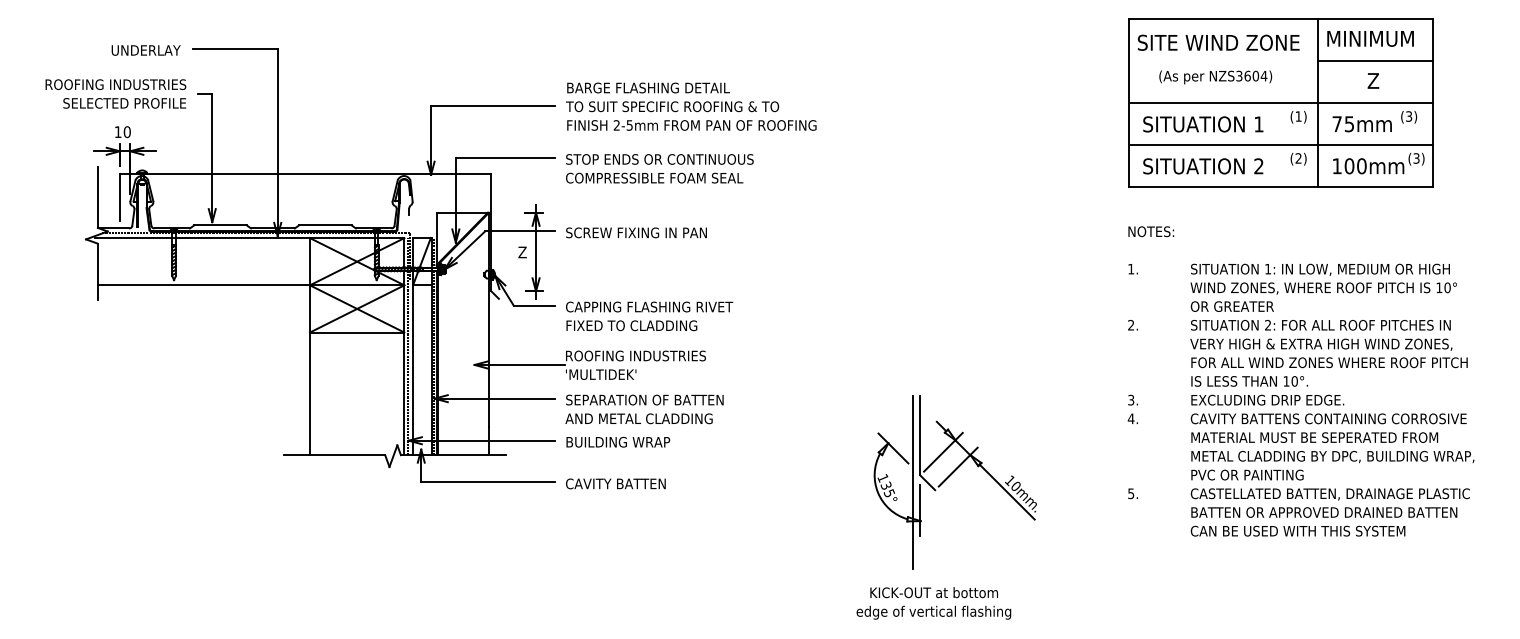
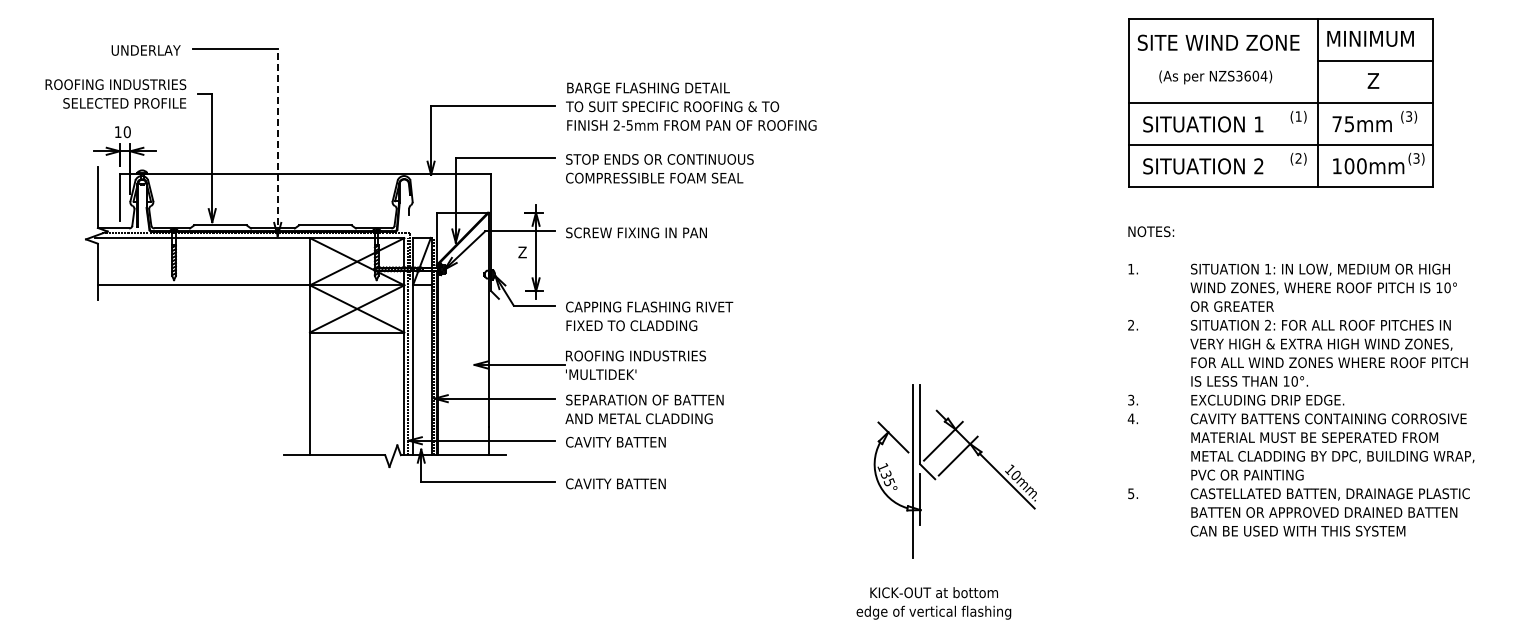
line: solid -> dashed (277, 142)
text: BUILDING WRAP -> CAVITY BATTEN (618, 441)
part position: (949, 477) -> (949, 466) (949, 466)
